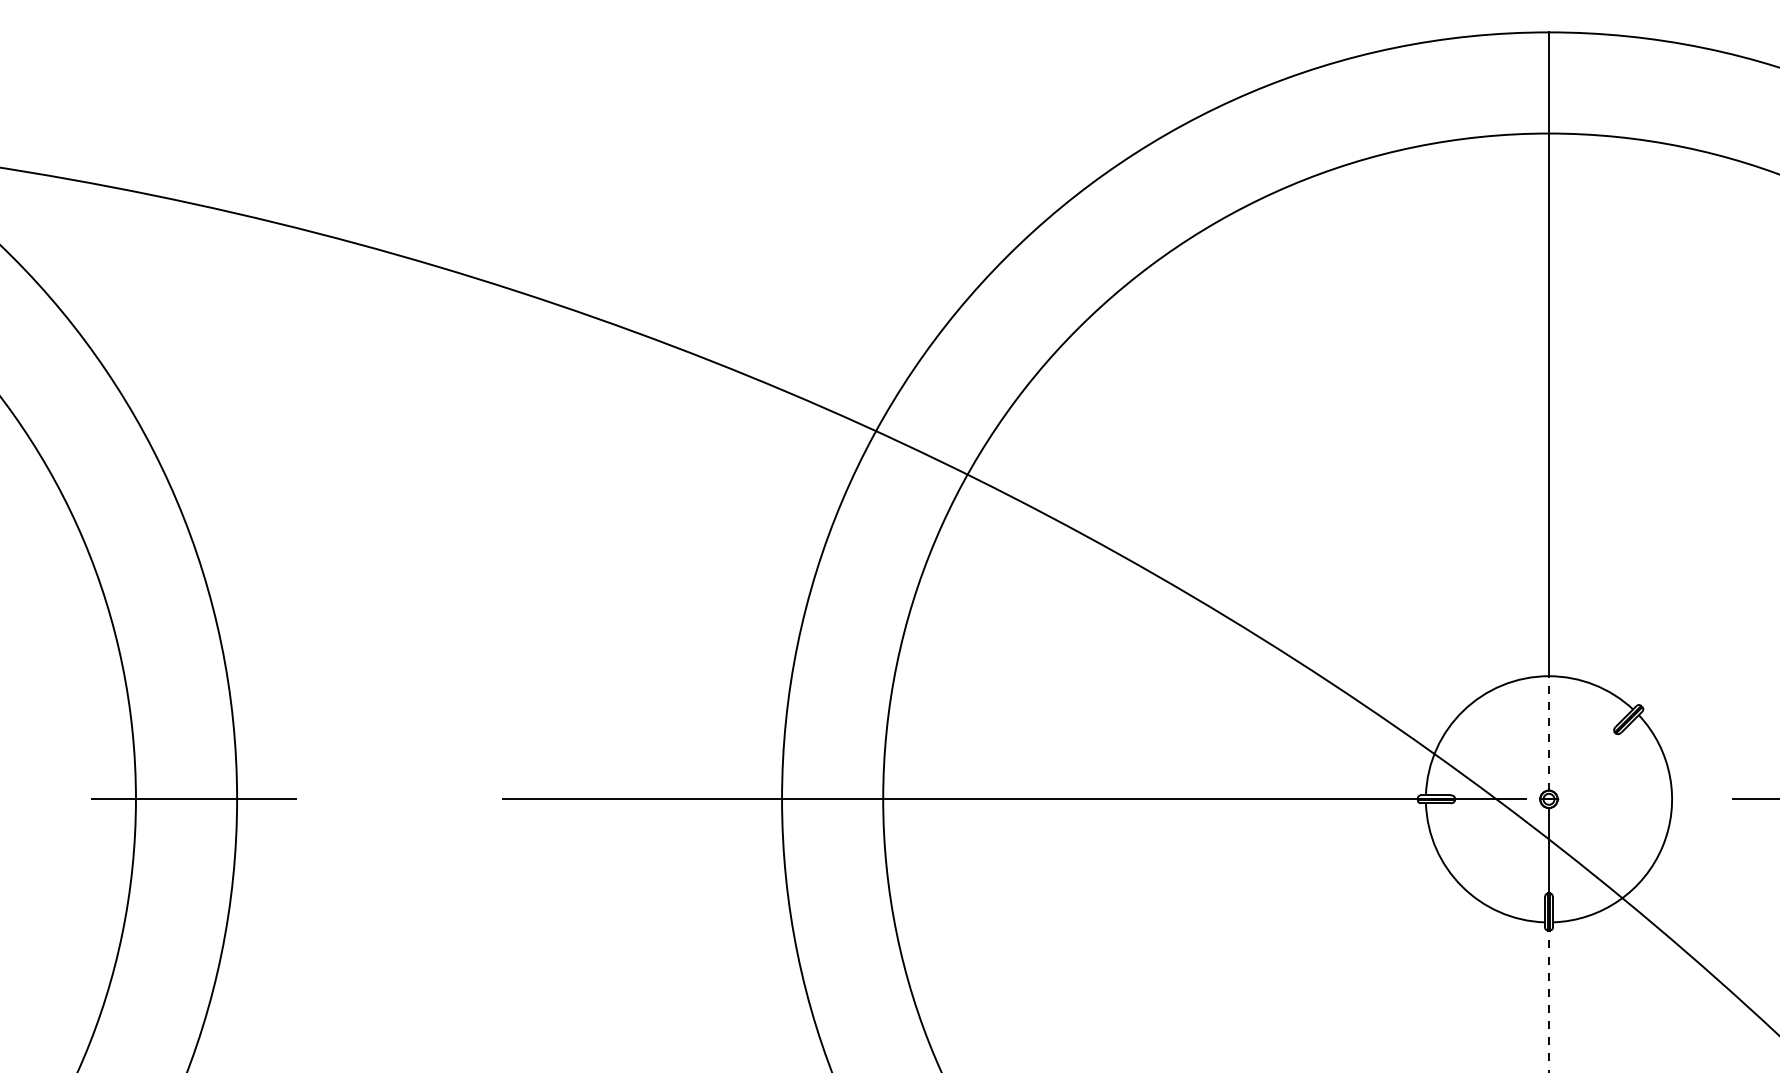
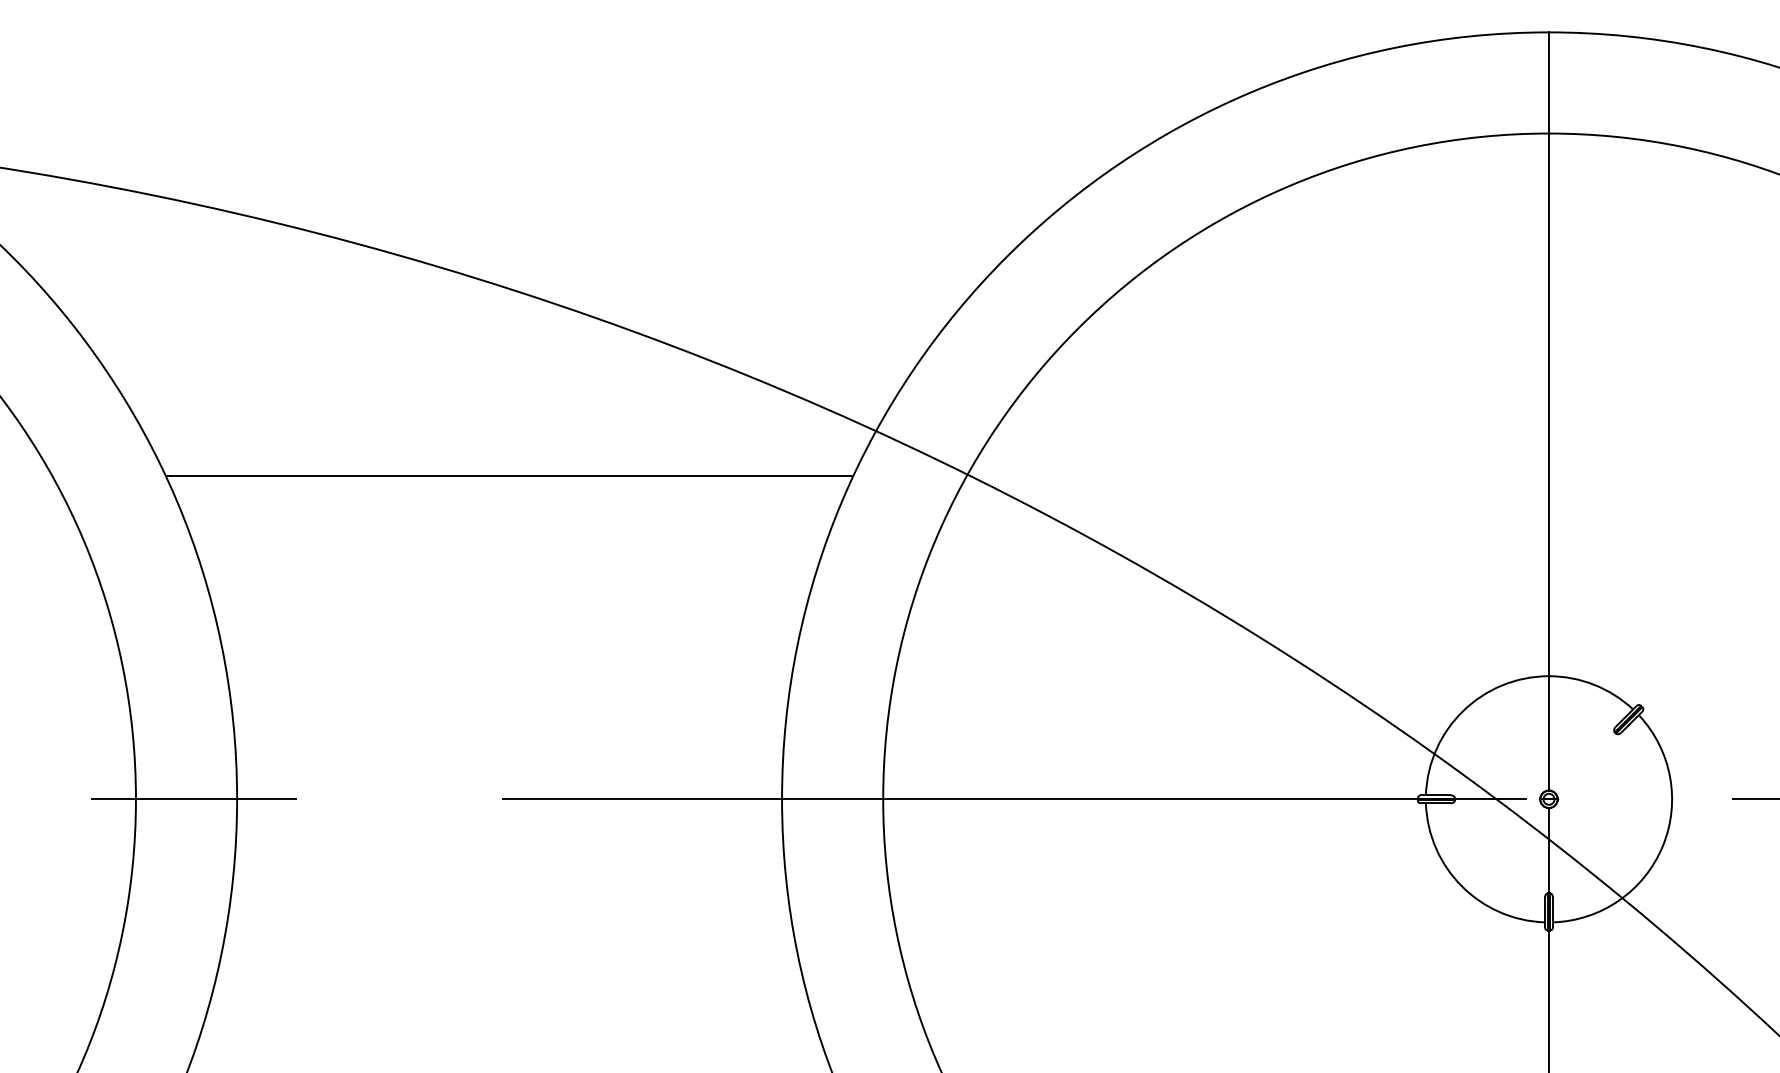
line: none -> present (509, 476)
line: dashed -> solid (1548, 732)
line: dashed -> solid (1548, 1001)
